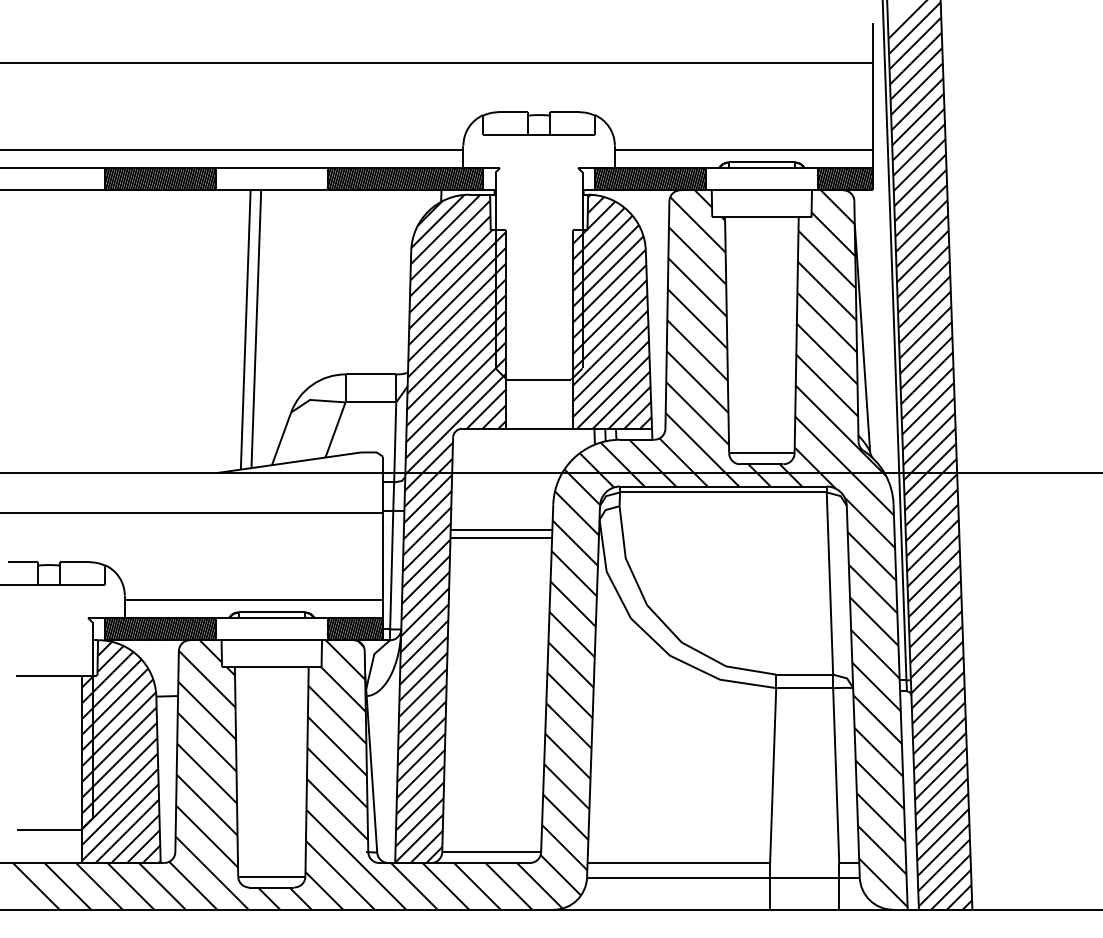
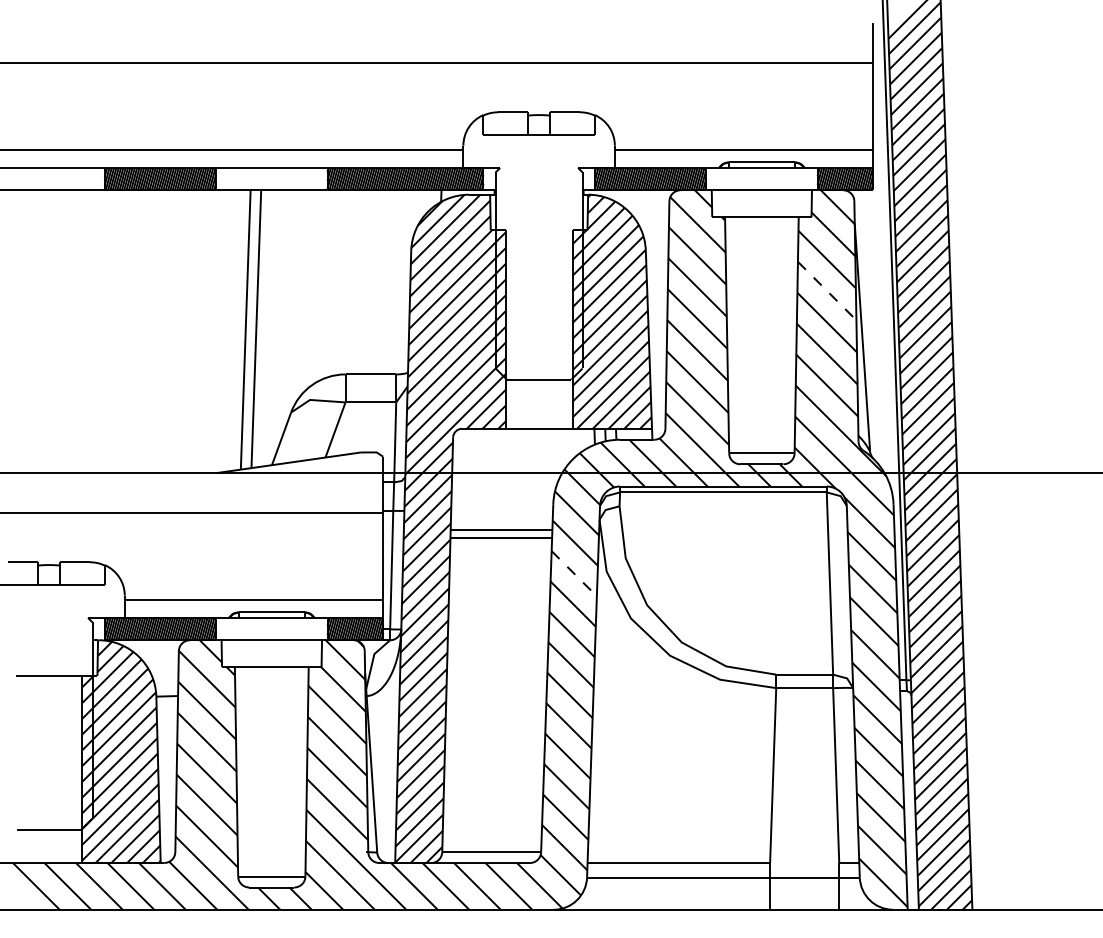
line: solid -> dashed (827, 291)
line: solid -> dashed (574, 573)
